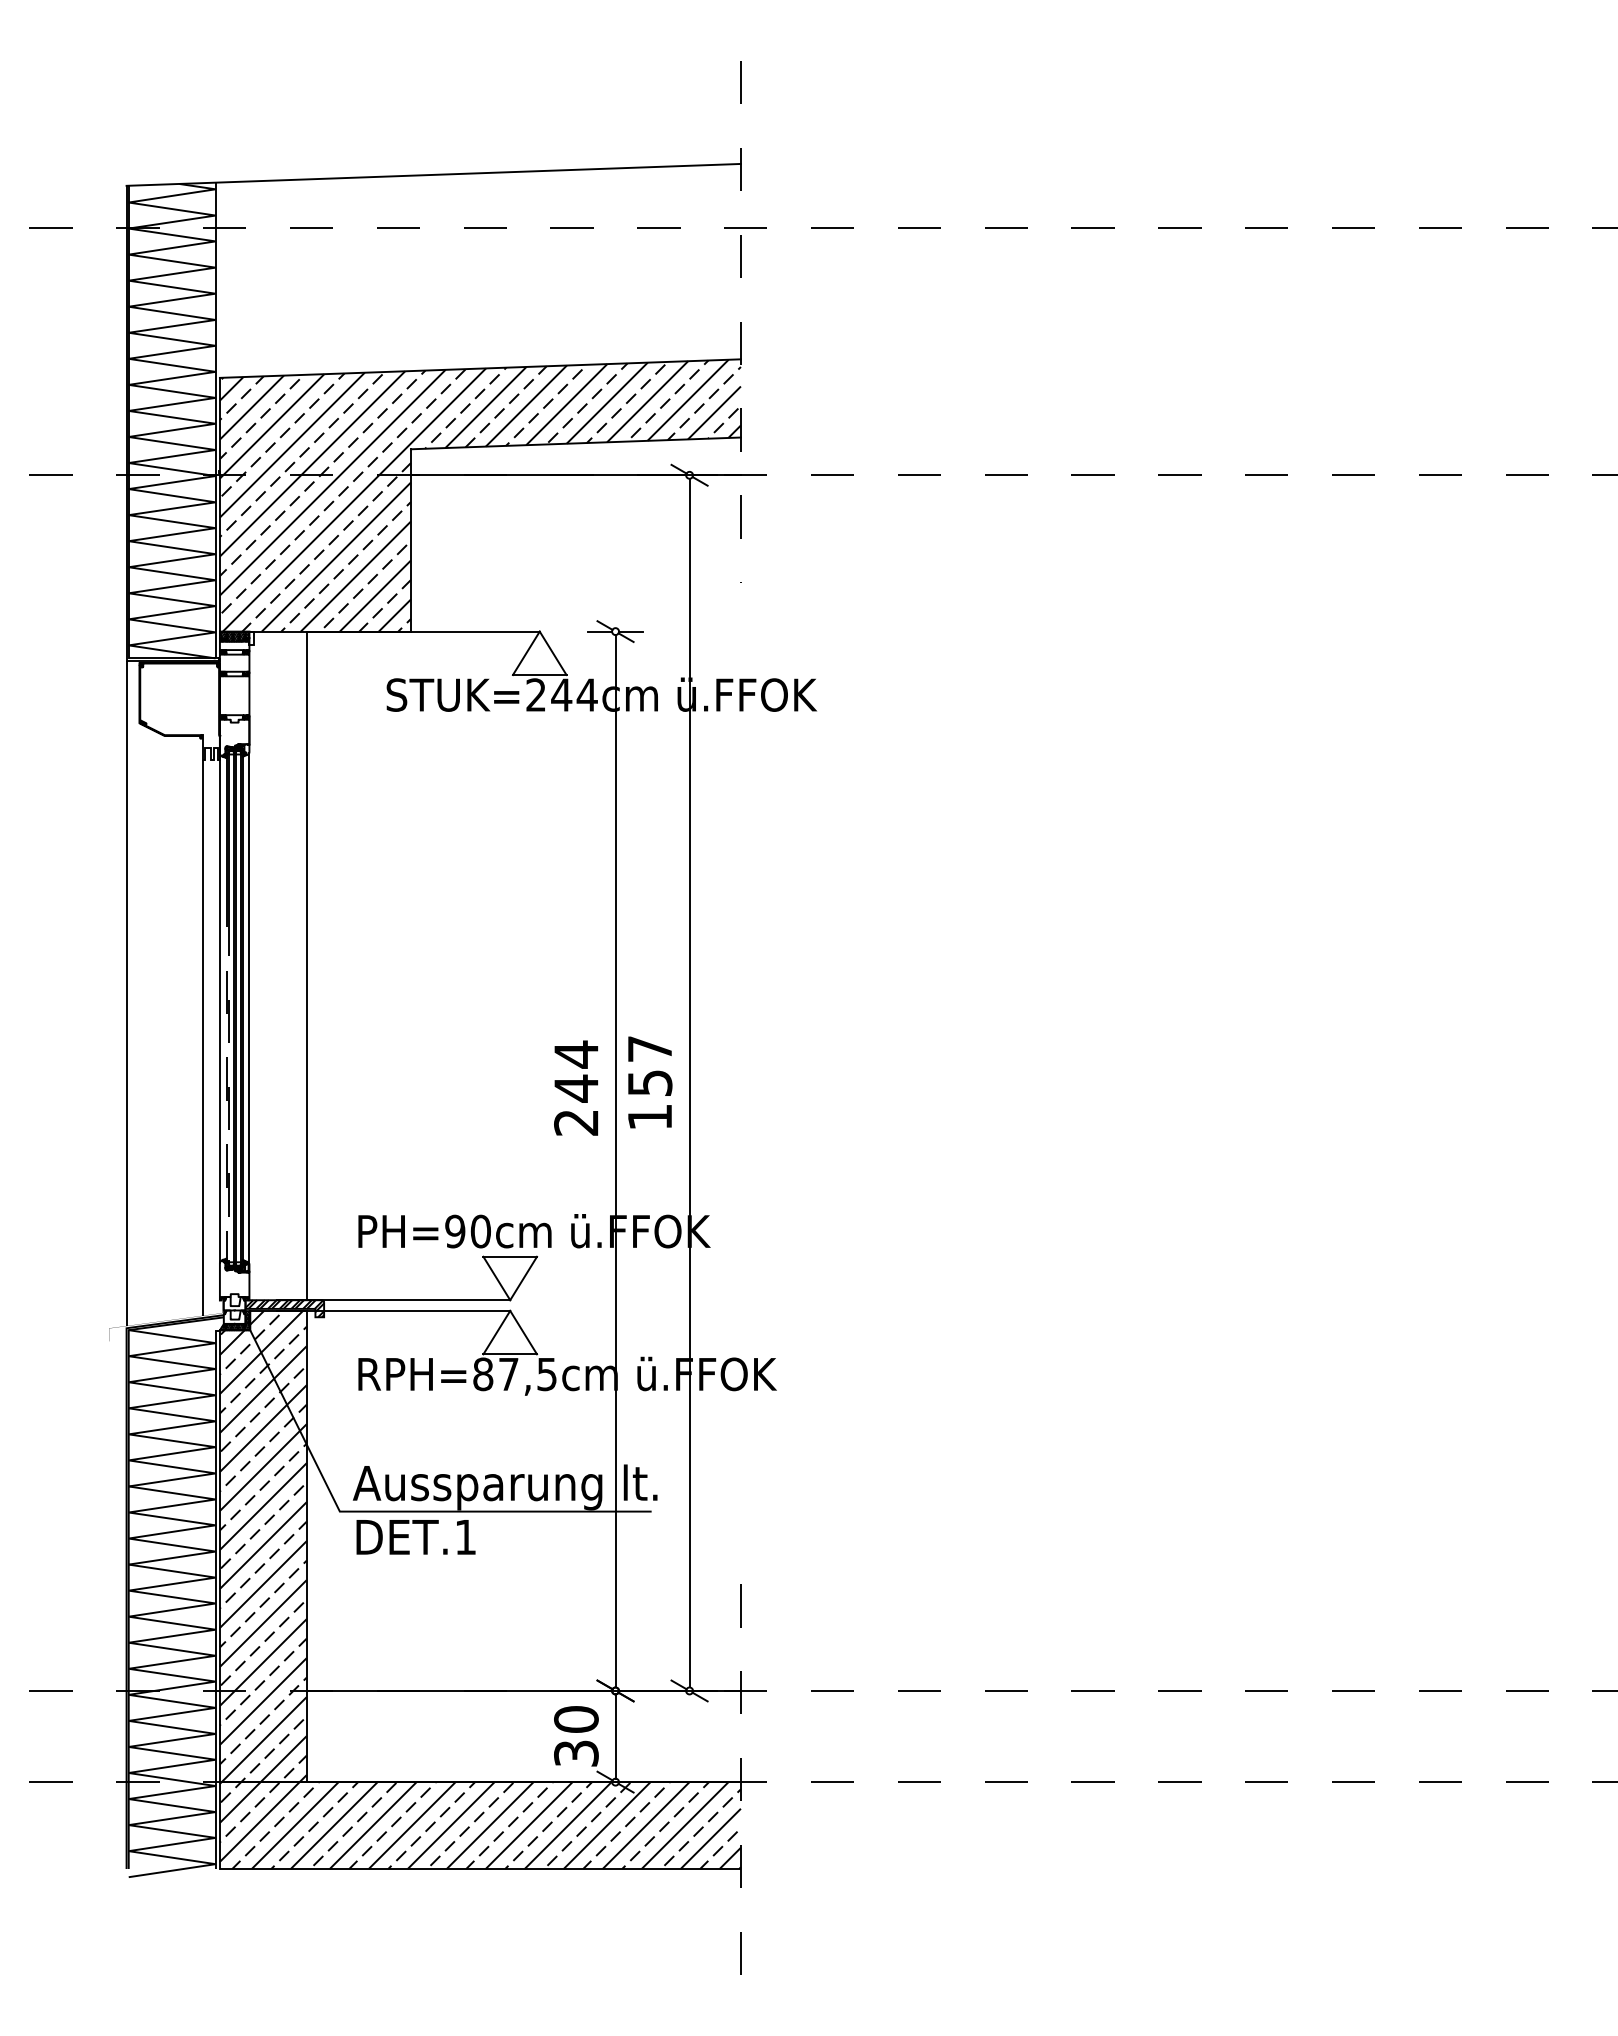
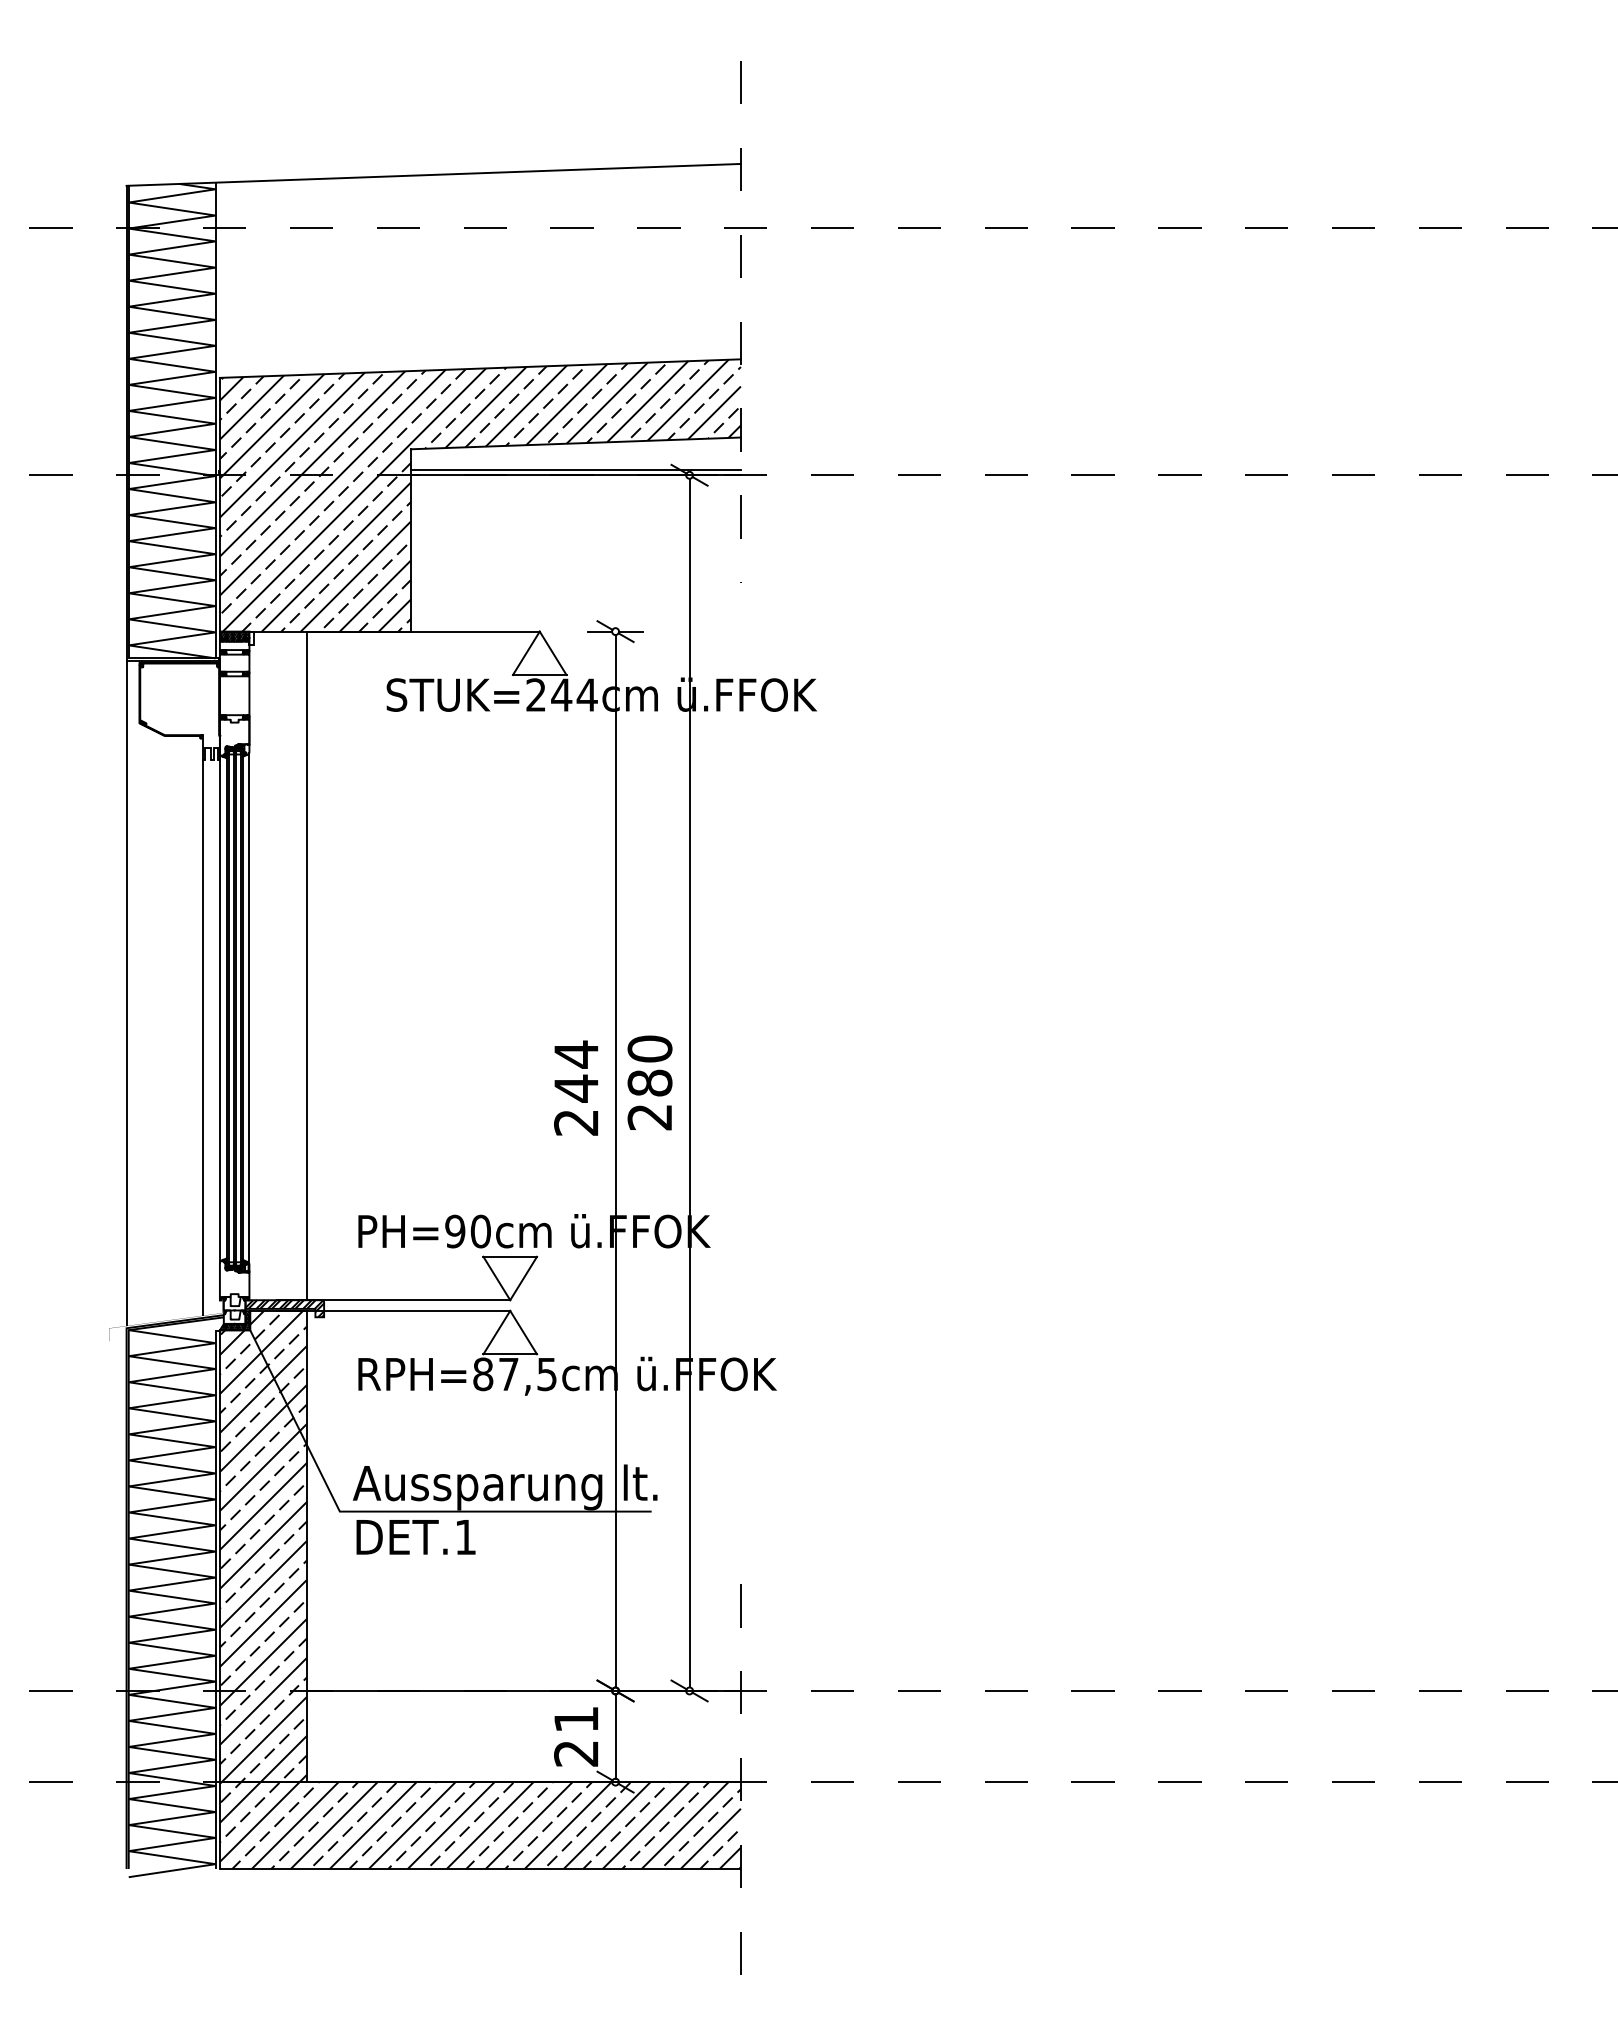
line: none -> present (575, 469)
text: 157 -> 280 (649, 1082)
line: dashed -> solid (227, 1266)
text: 30 -> 21 (576, 1736)
